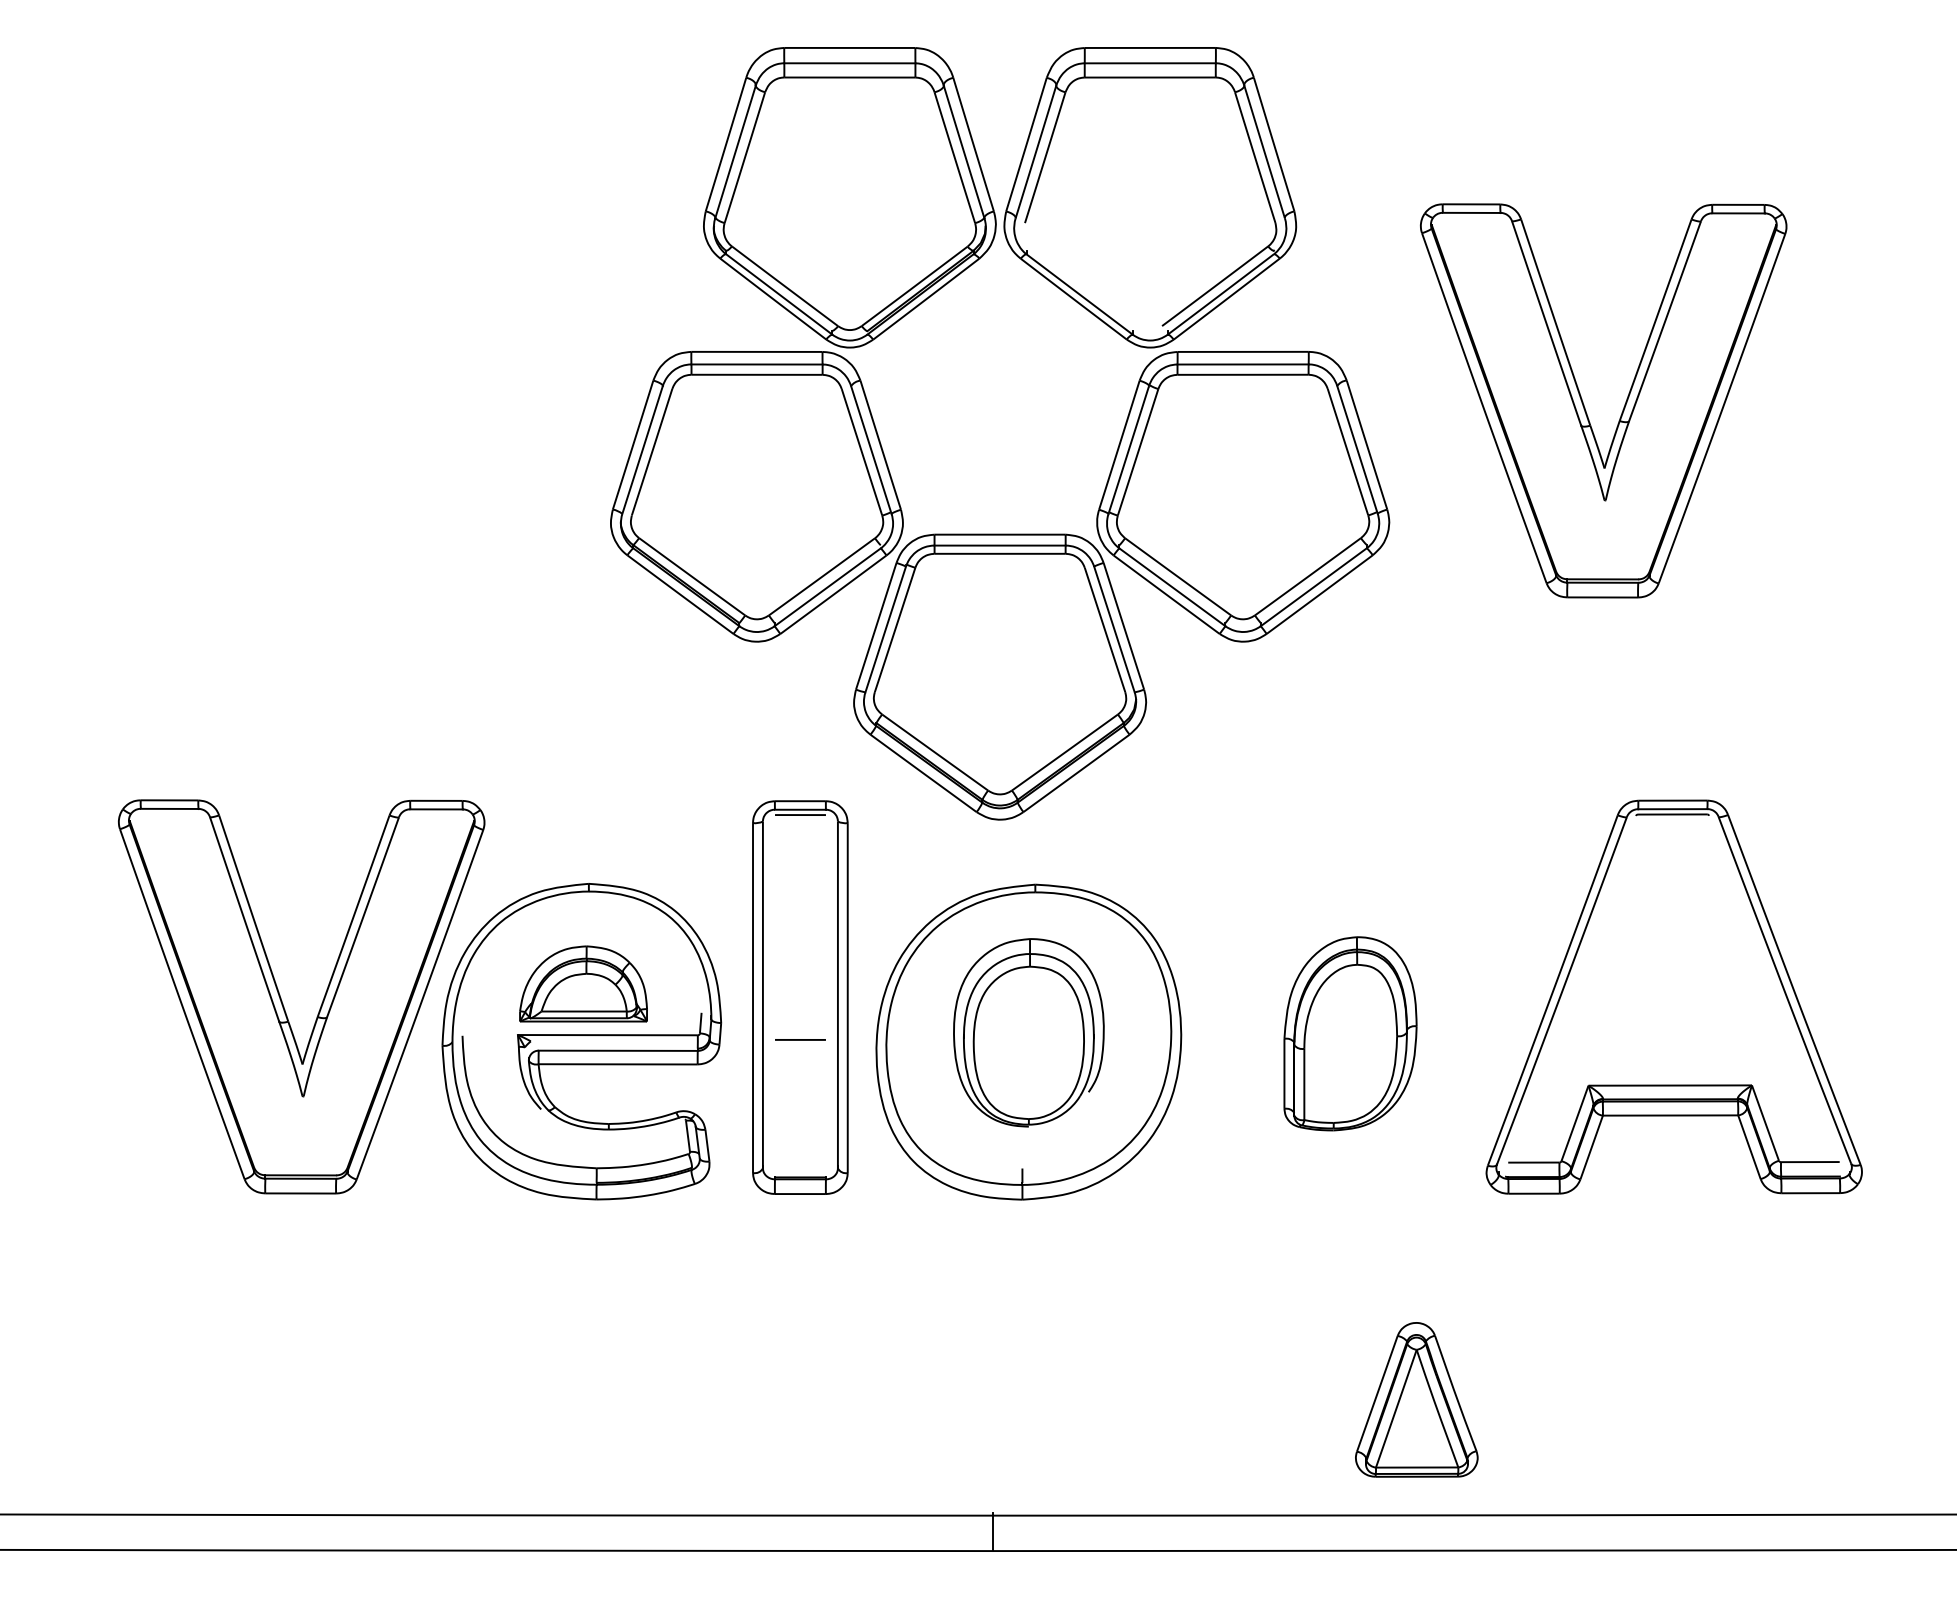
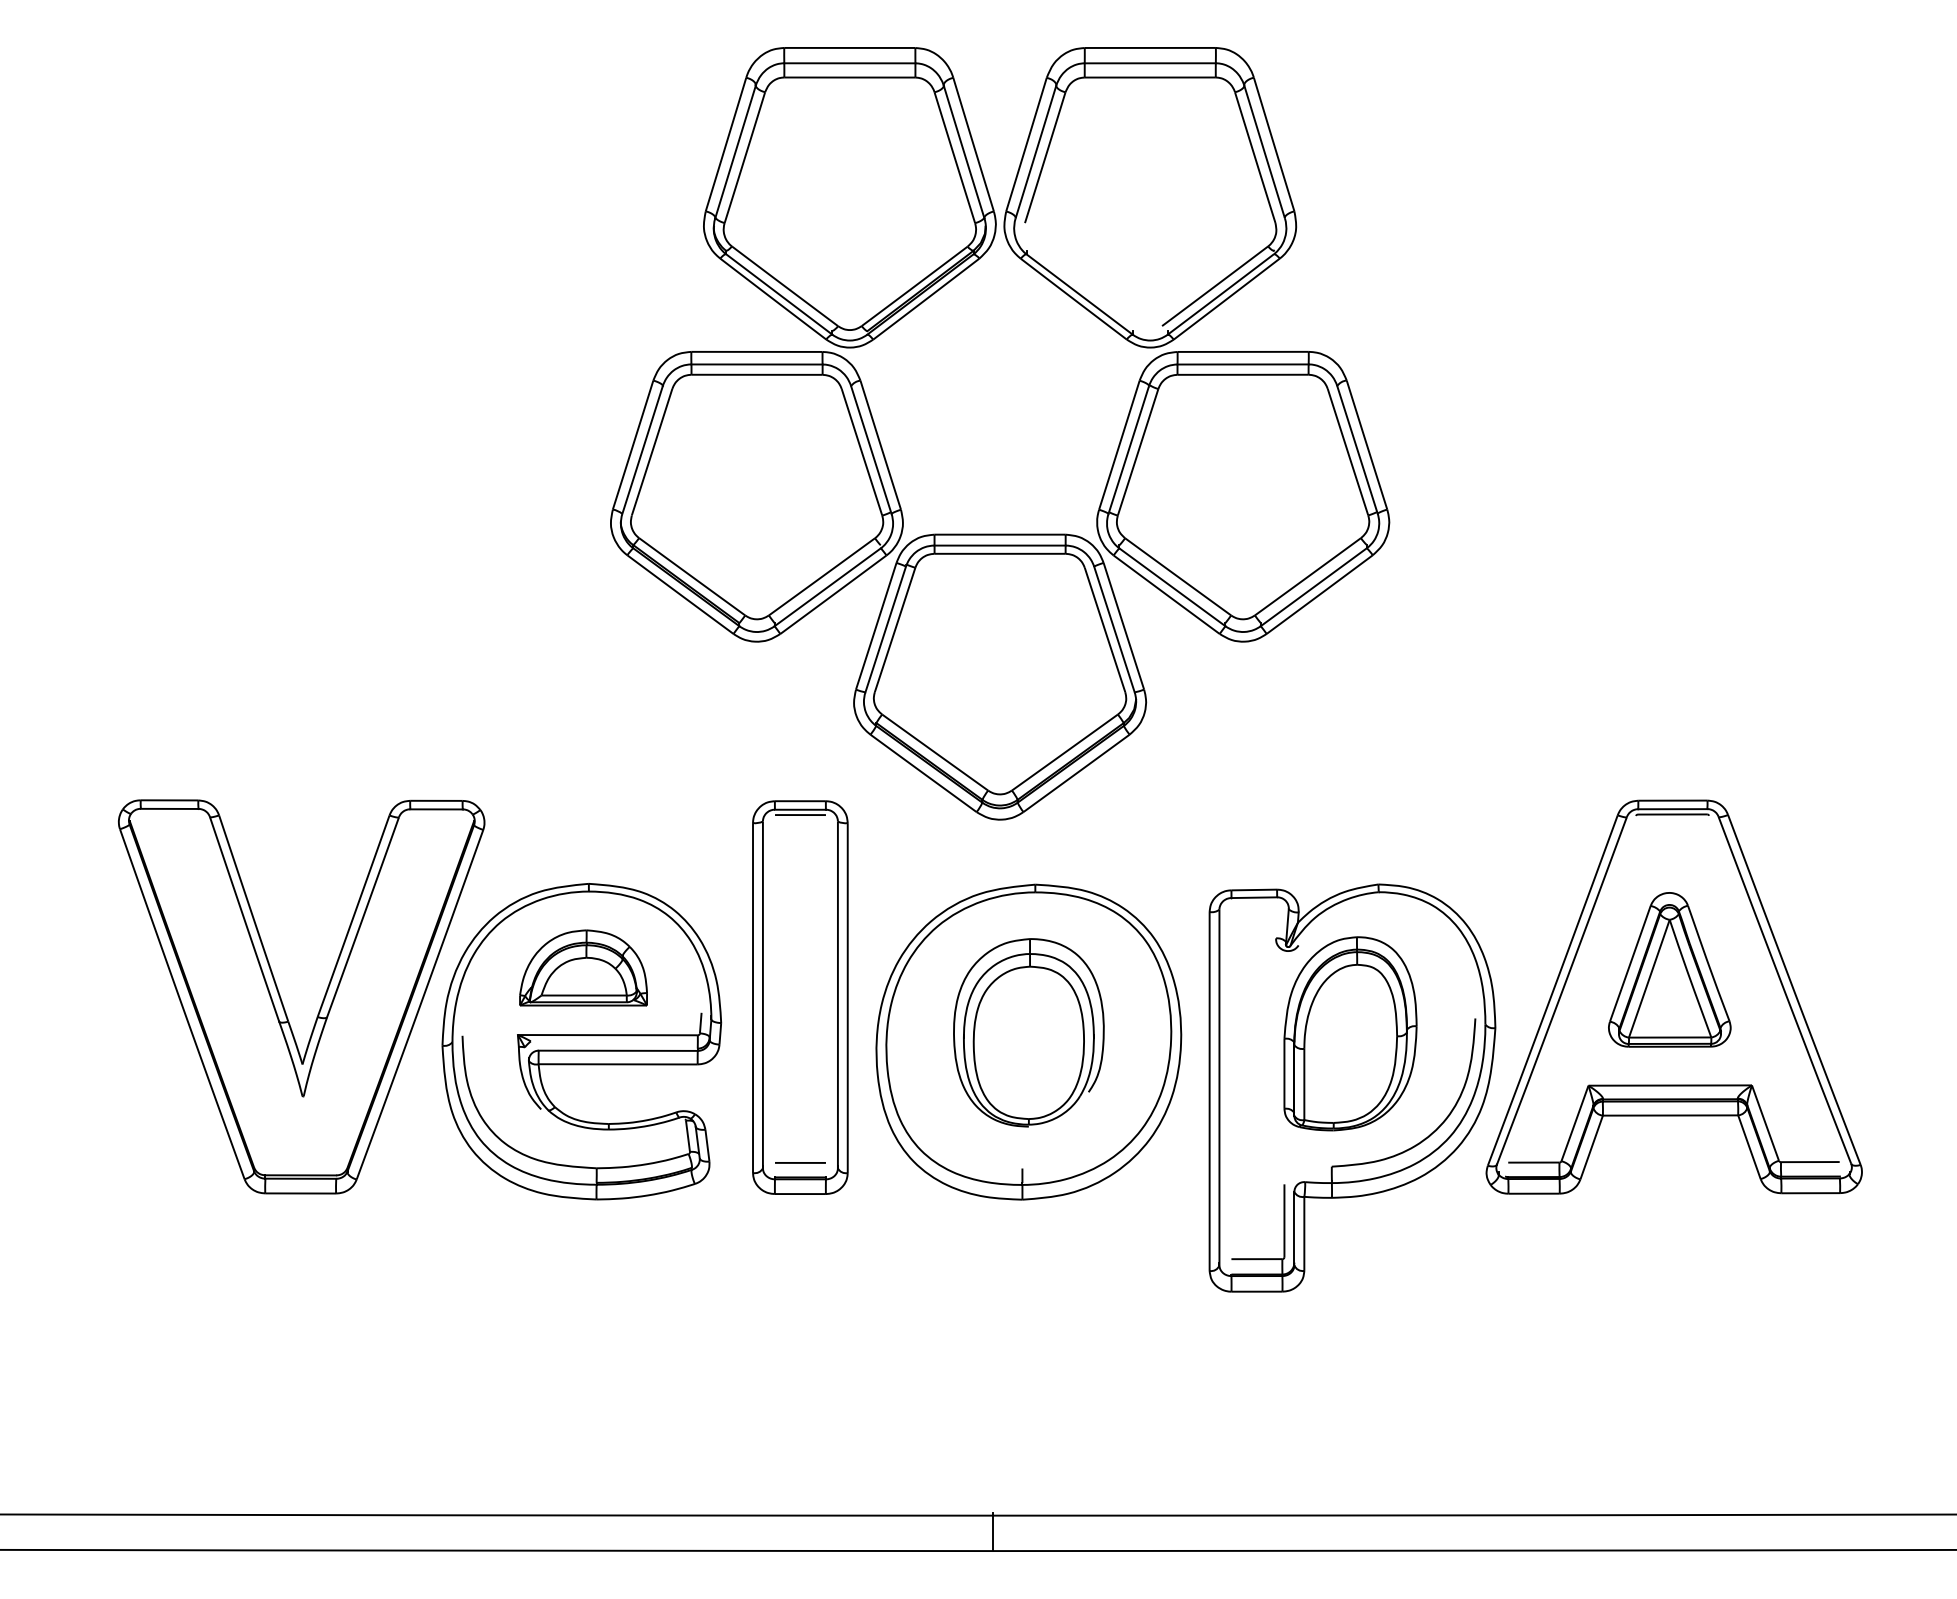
part: present -> none (1585, 407)
part position: (583, 983) -> (583, 967) (583, 967)
line position: (800, 1039) -> (800, 1162) (800, 1162)
part: none -> present (1352, 1087)
part position: (1416, 1399) -> (1669, 969) (1669, 969)
